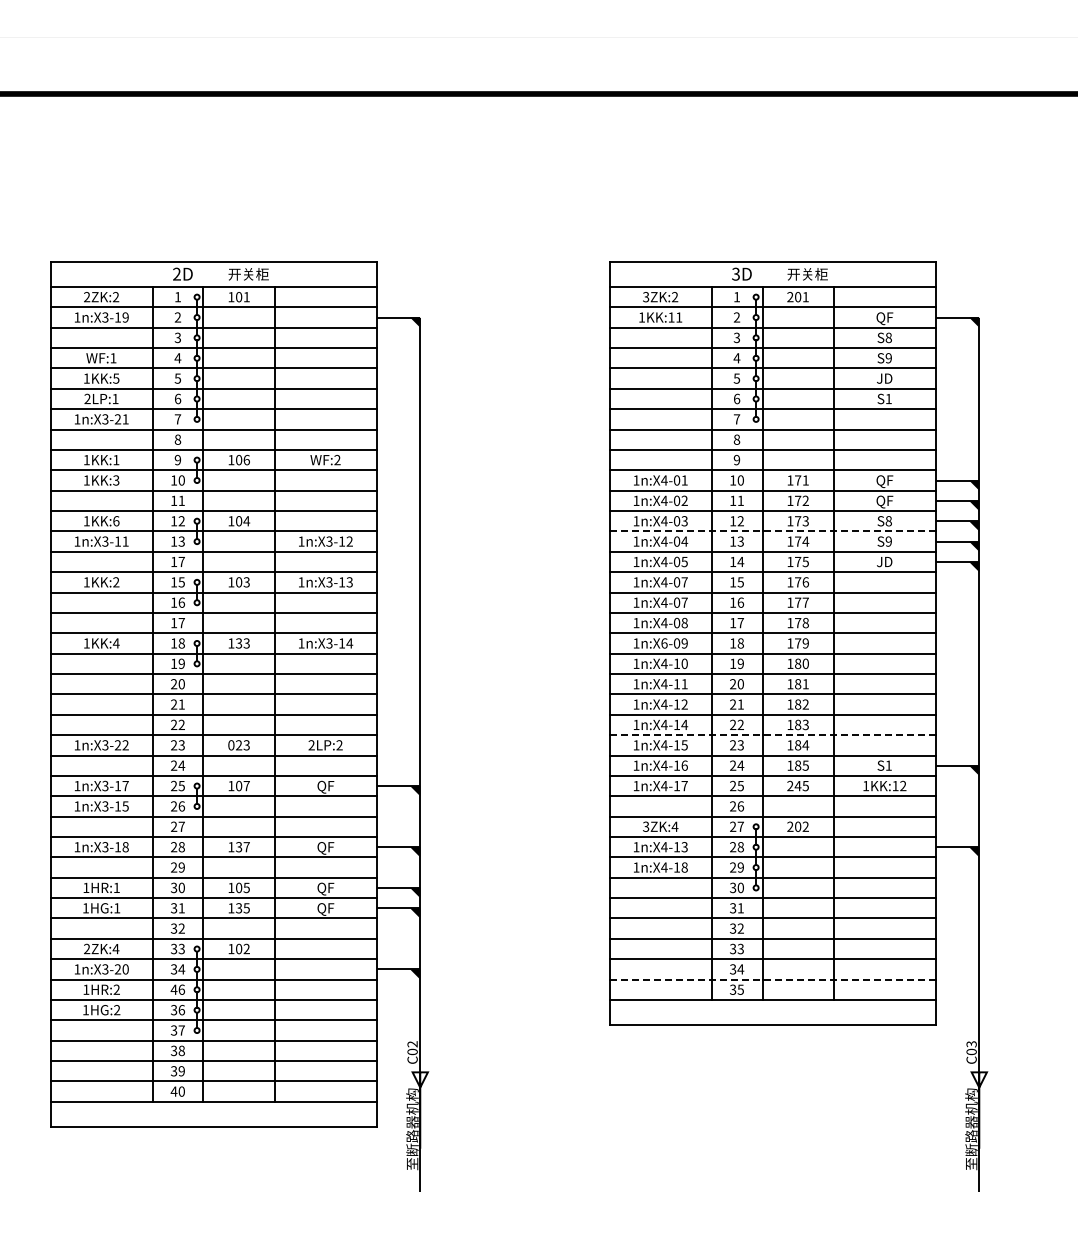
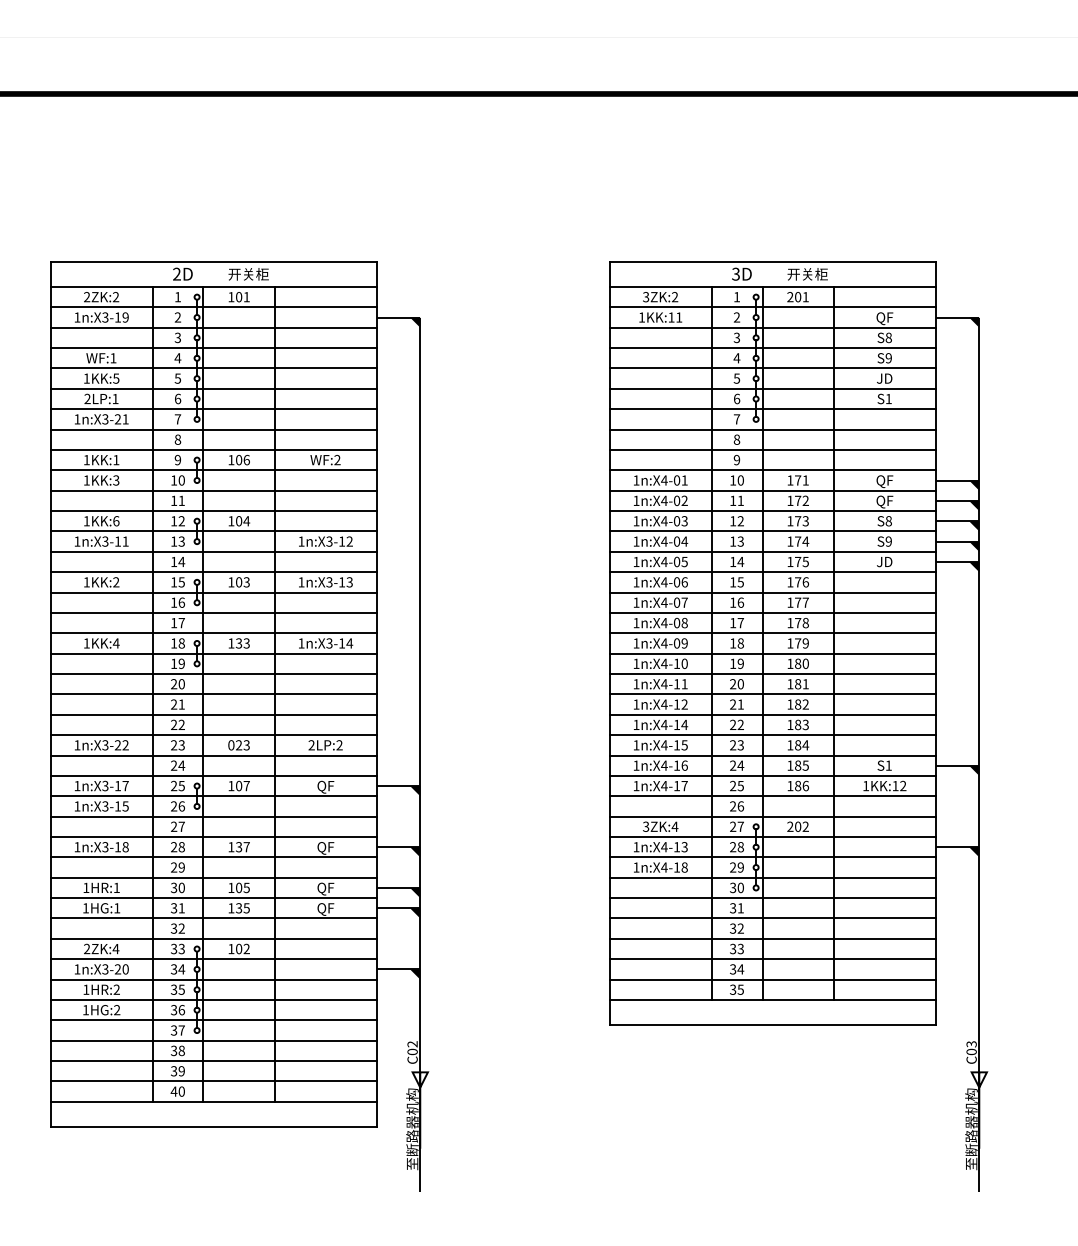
line: dashed -> solid (772, 531)
text: 17 -> 14 (181, 561)
text: 1n:X4-07 -> 1n:X4-06 (684, 582)
text: 1n:X6-09 -> 1n:X4-09 (664, 643)
line: dashed -> solid (772, 735)
text: 245 -> 186 (797, 785)
line: dashed -> solid (772, 979)
text: 46 -> 35 (177, 989)
